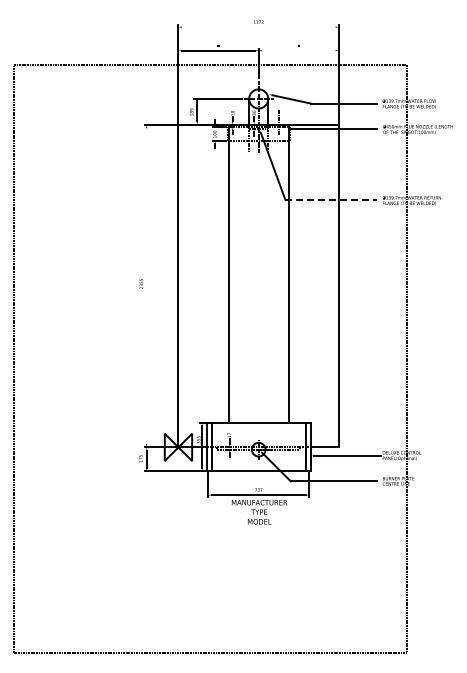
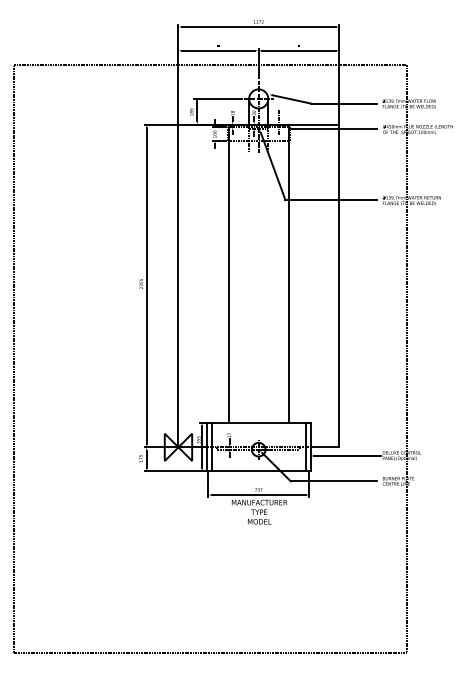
line: none -> present (258, 27)
line: none -> present (298, 50)
line: dashed -> solid (331, 200)
line: none -> present (146, 285)
